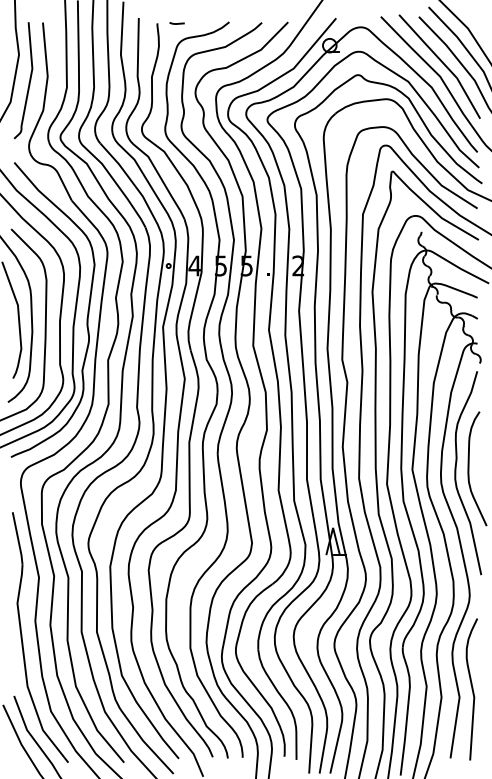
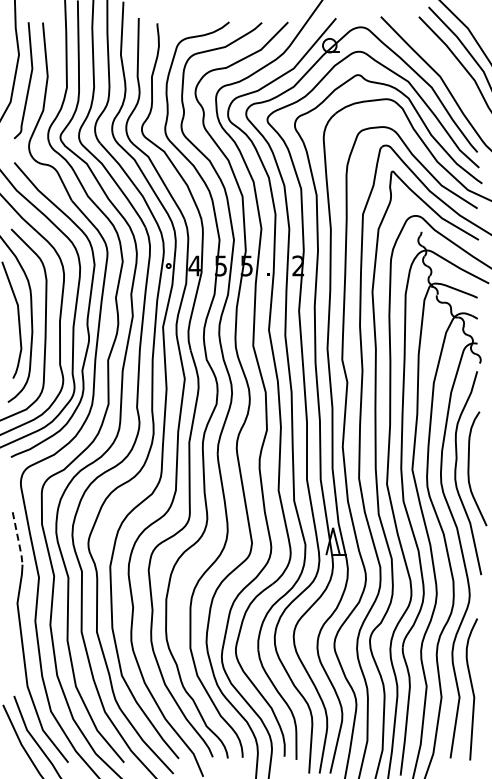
line: present -> none (176, 23)
line: present -> none (442, 63)
line: solid -> dashed (18, 539)
